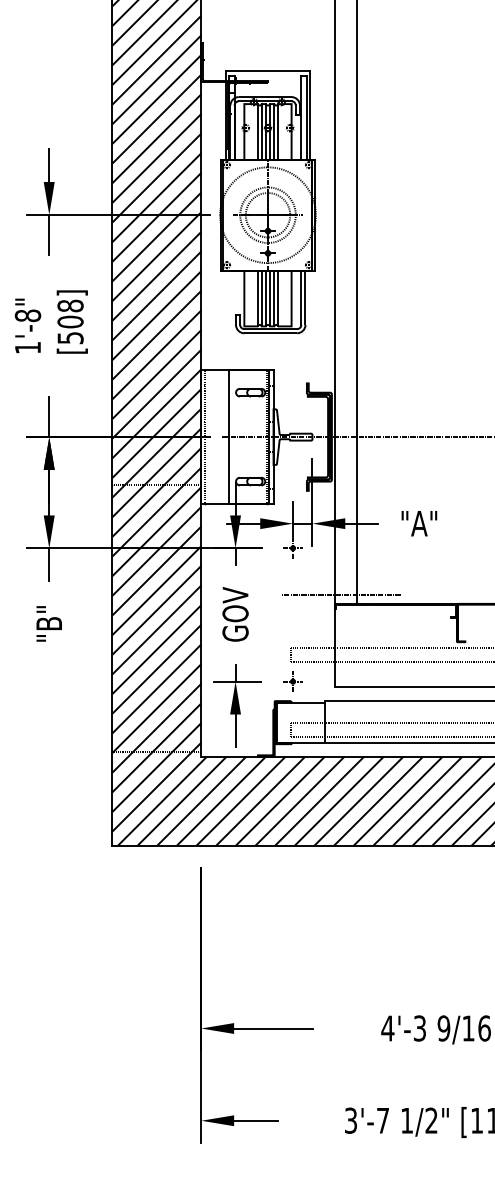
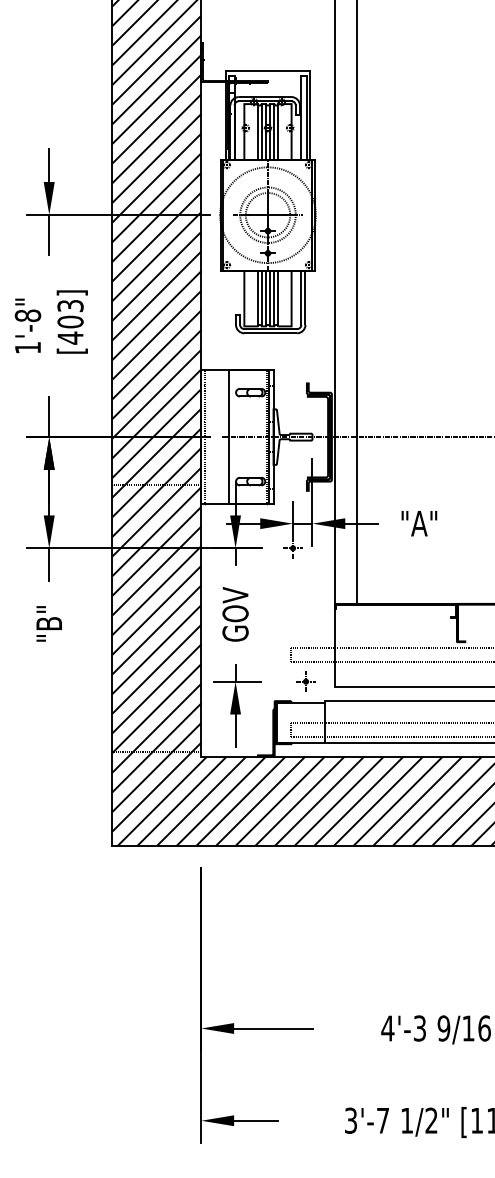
text: [508] -> [403] (70, 321)
line: present -> none (341, 594)
part position: (292, 681) -> (305, 681) (305, 681)
